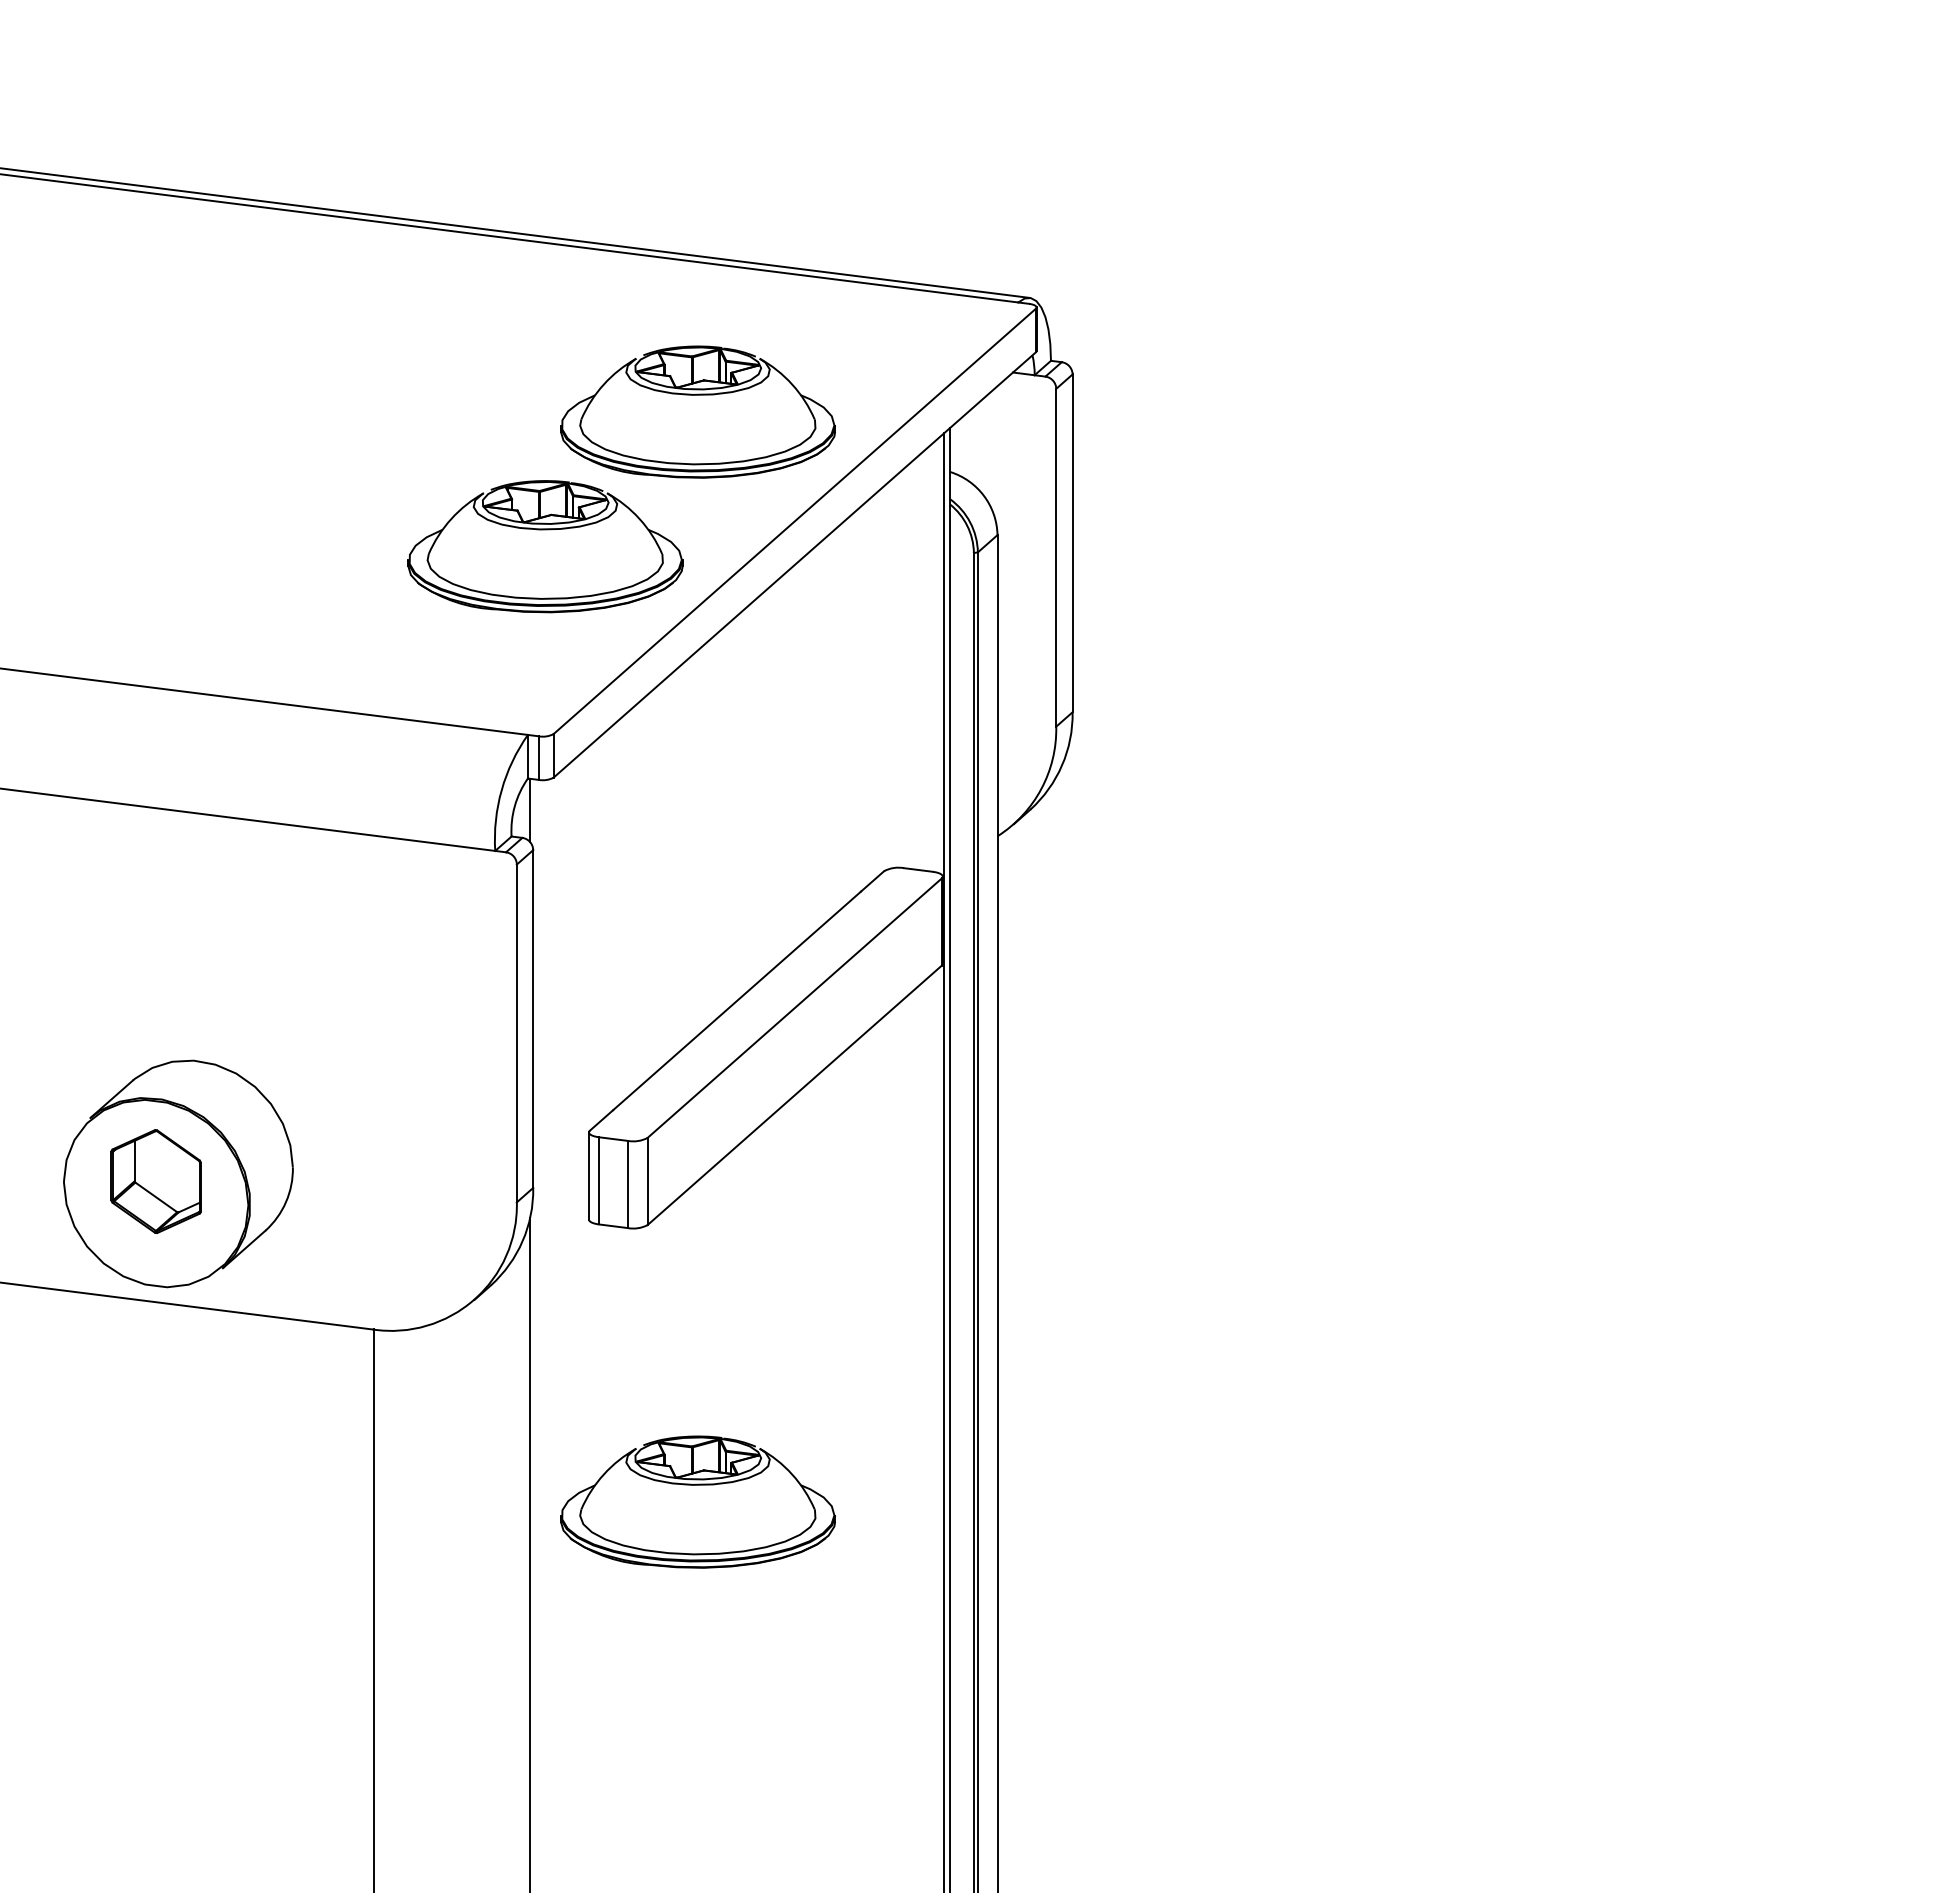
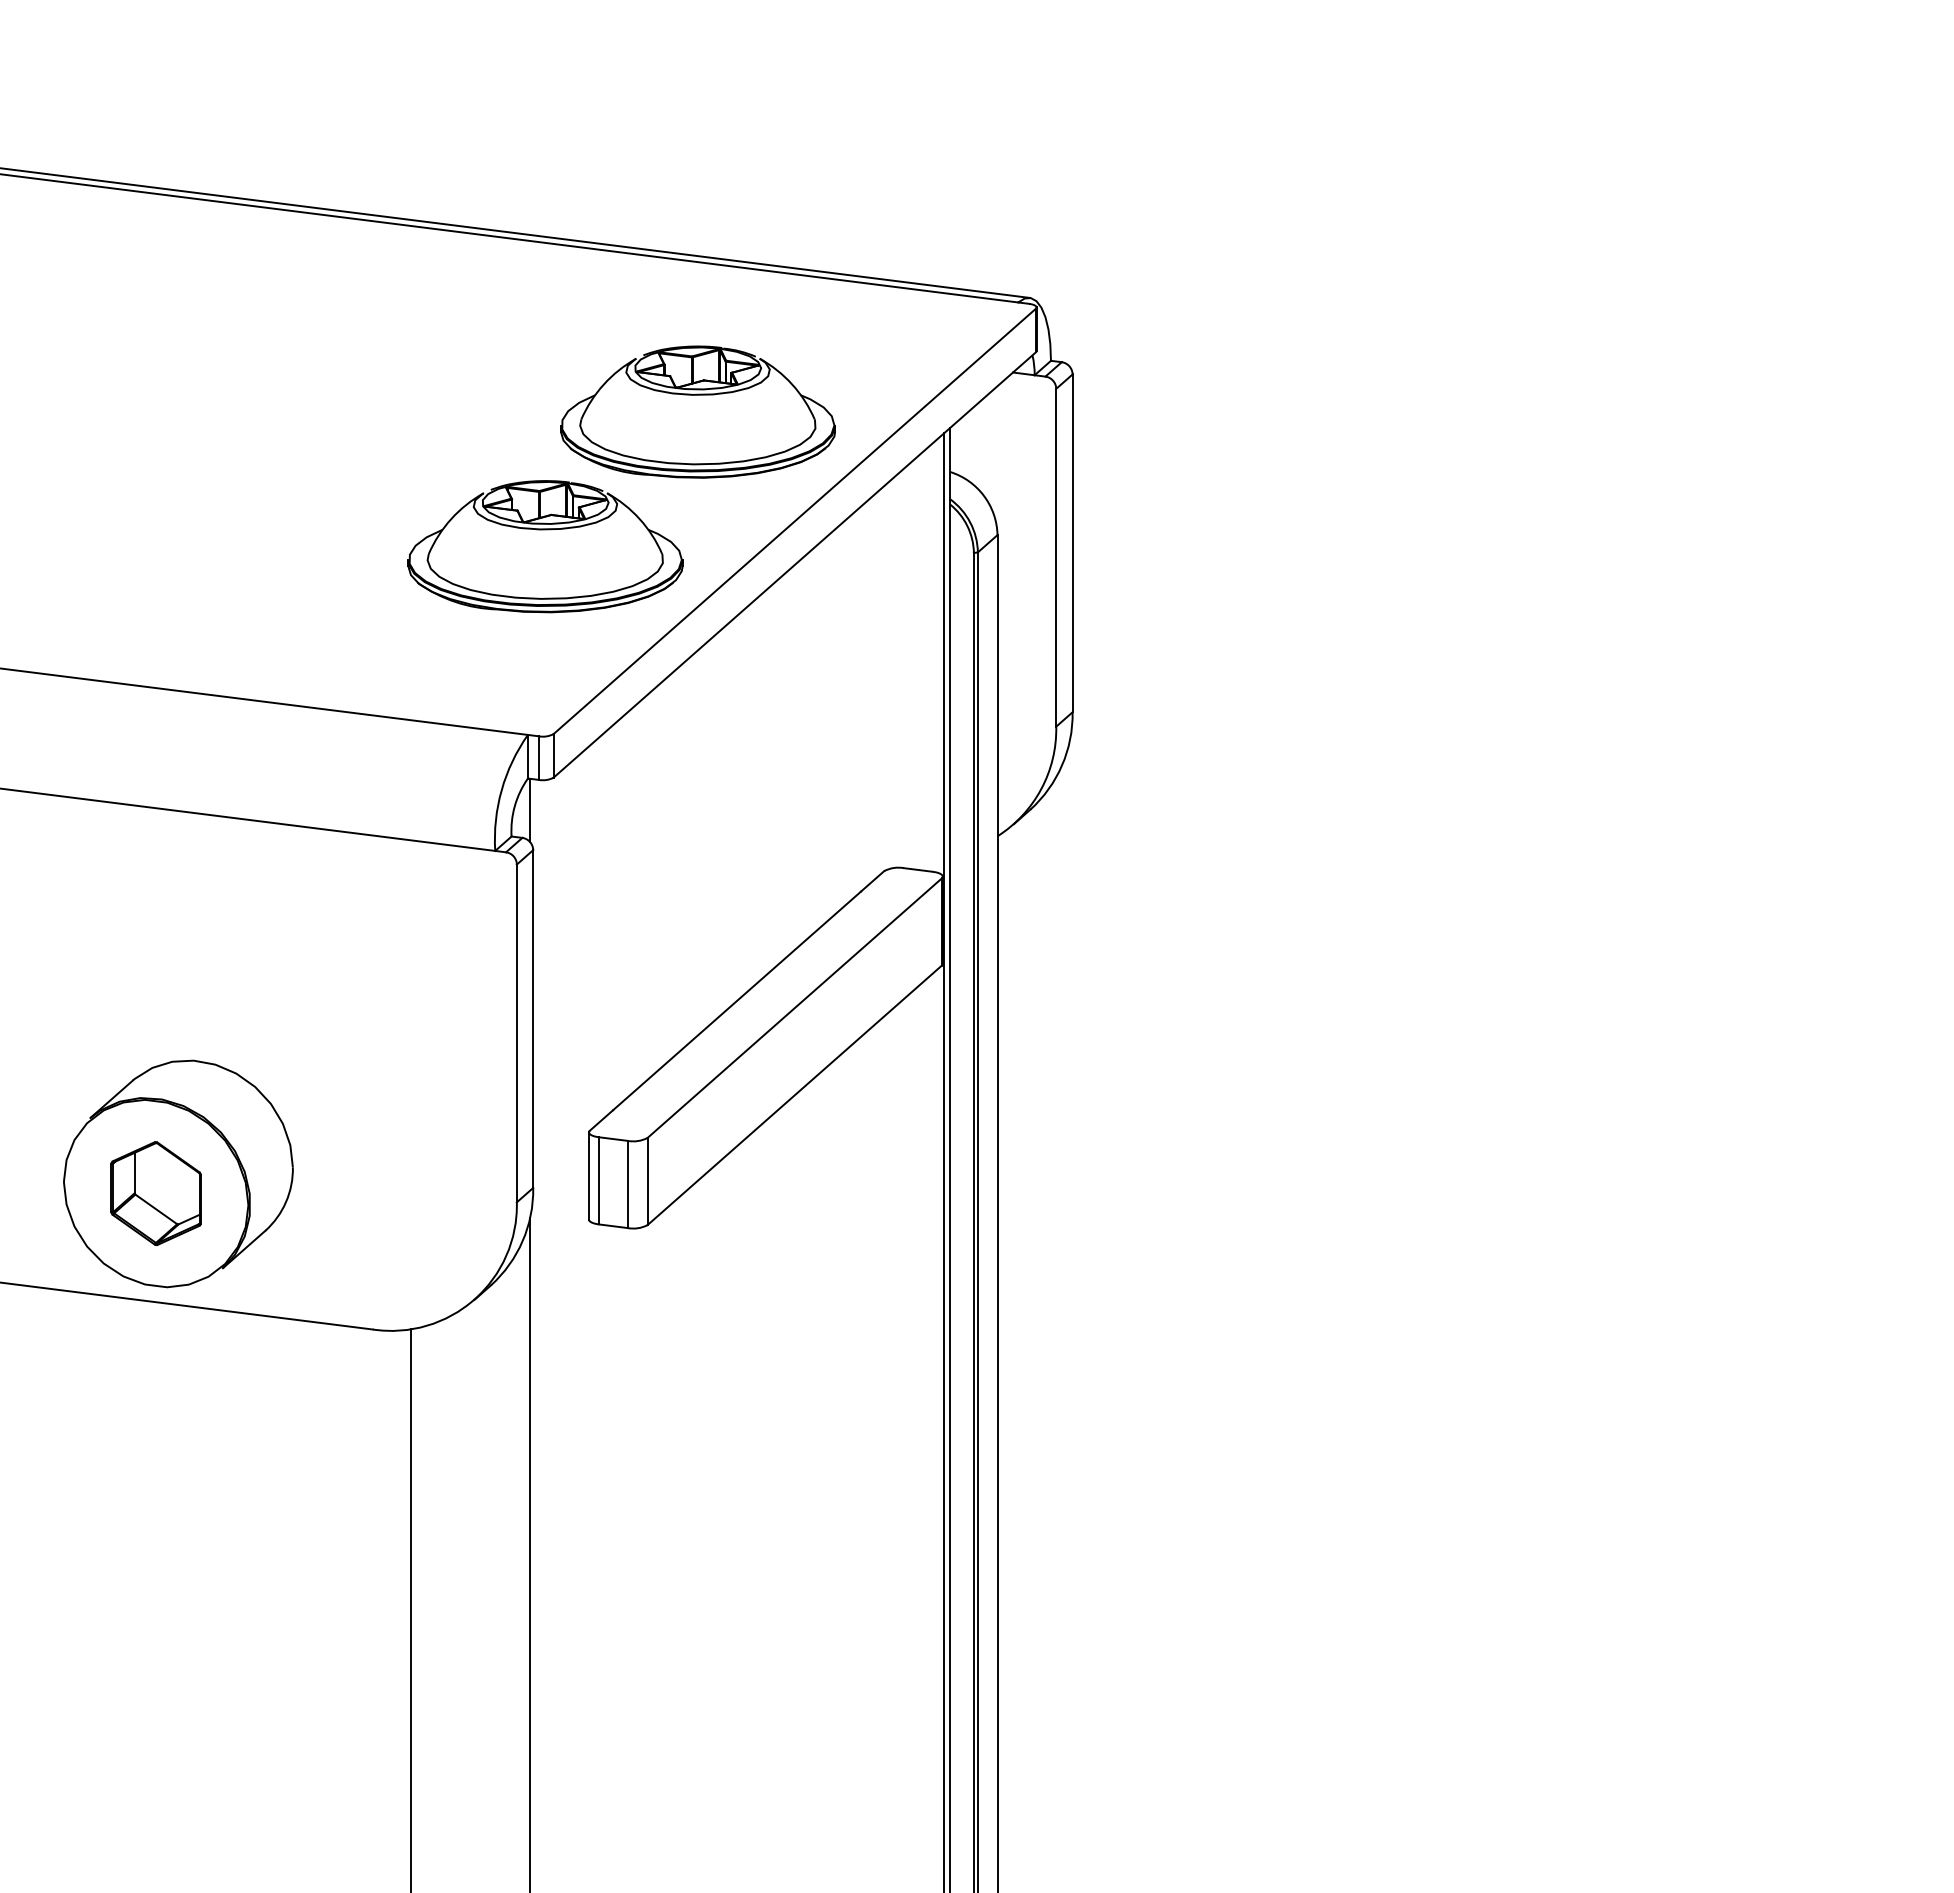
part position: (155, 1181) -> (155, 1193) (155, 1193)
part: present -> none (697, 1501)
line position: (373, 1609) -> (410, 1609) (410, 1609)
